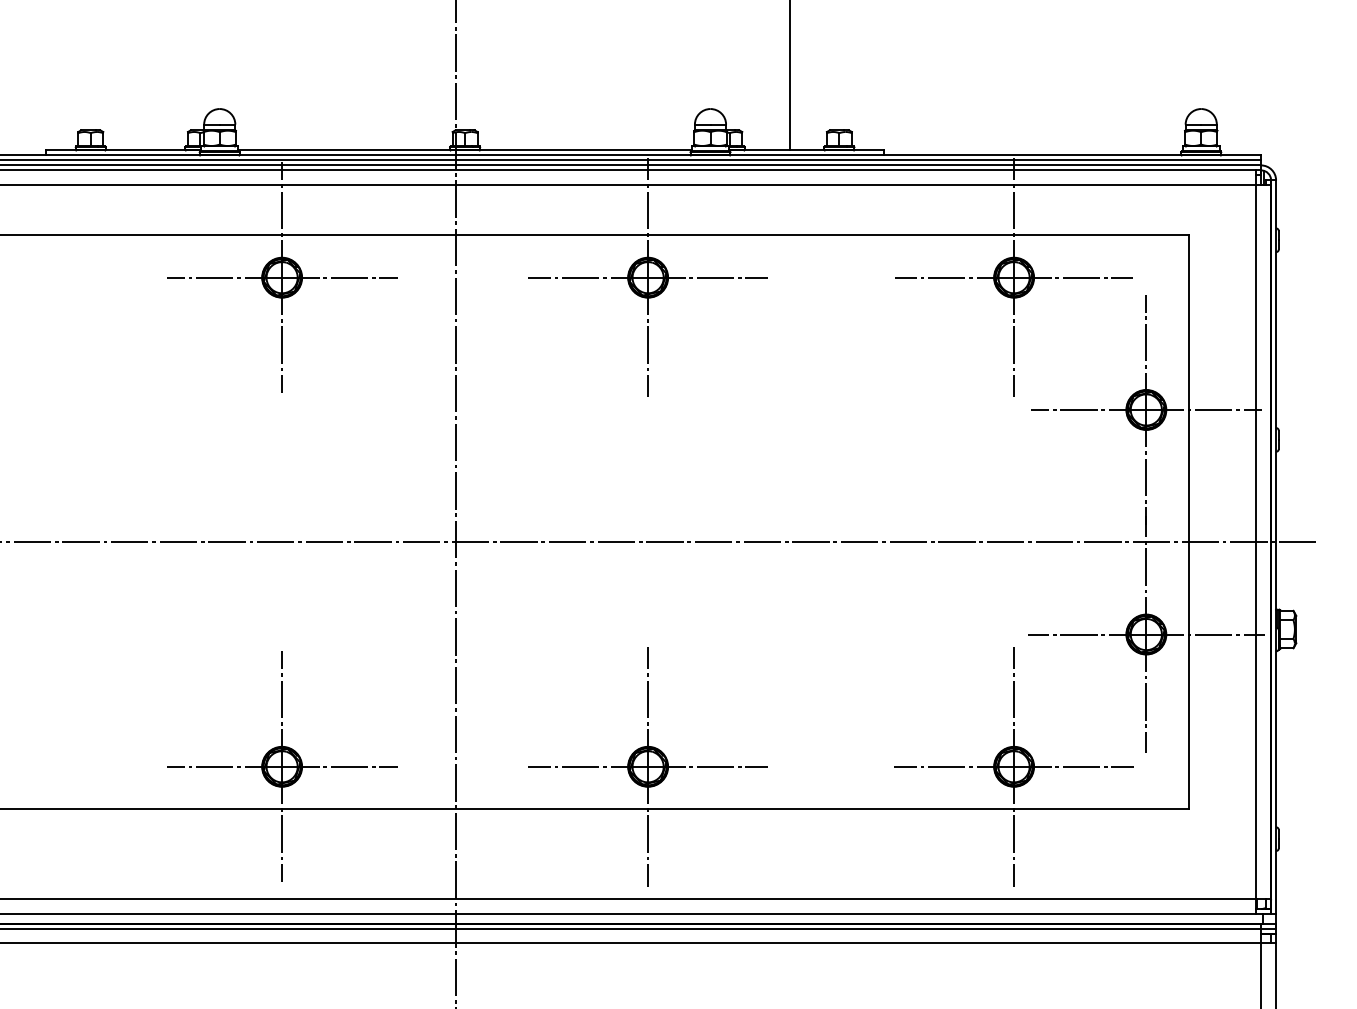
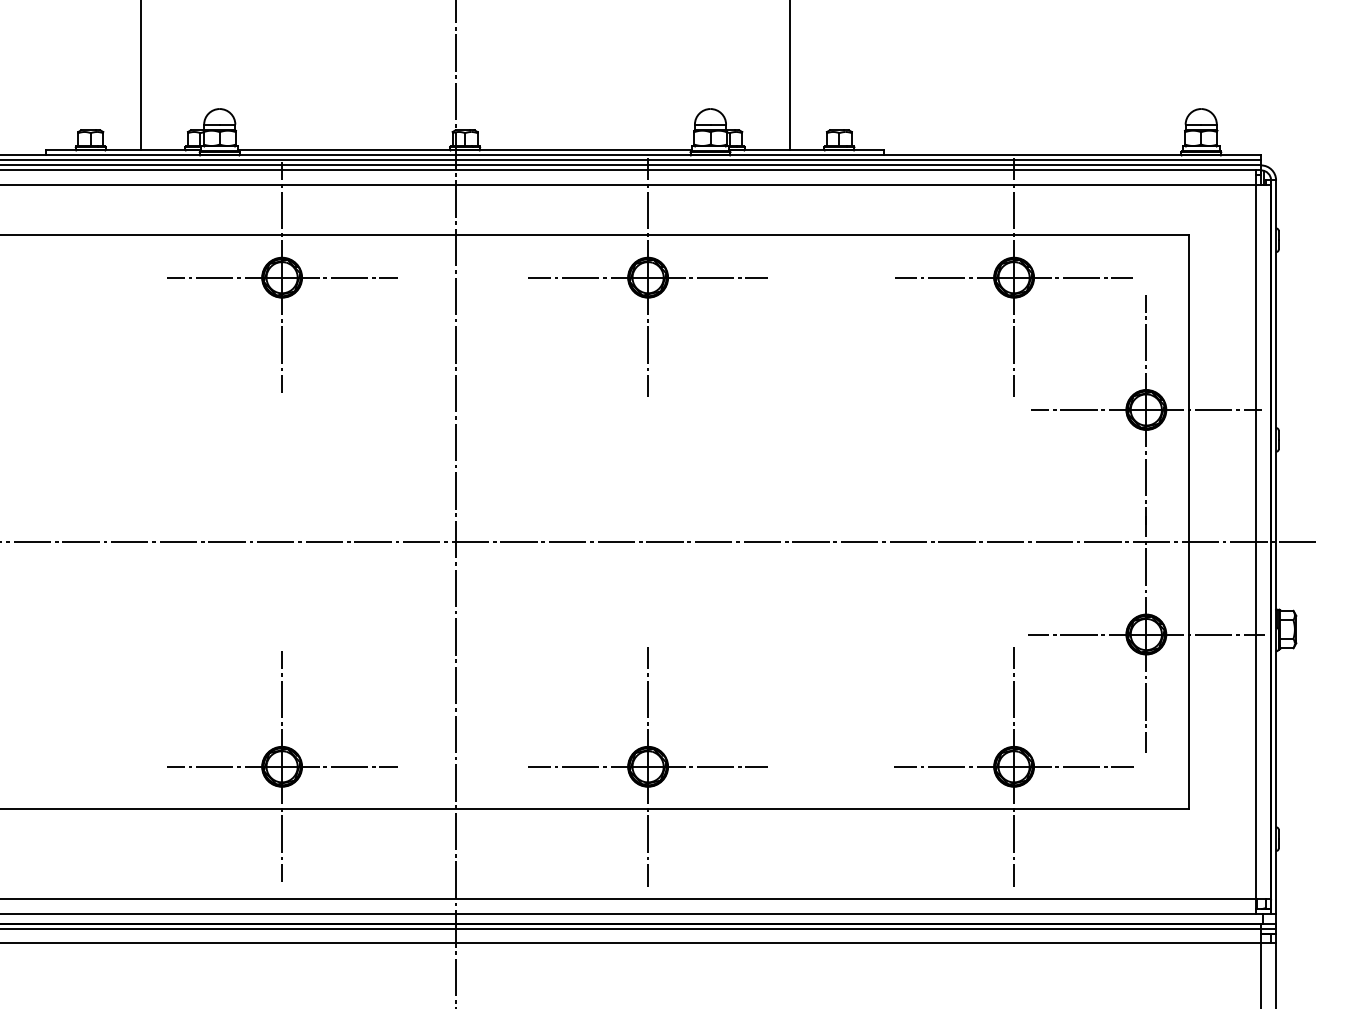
line: none -> present (140, 76)
